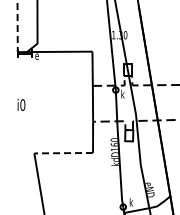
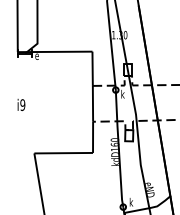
line: dashed -> solid (17, 26)
text: i0 -> i9 (22, 104)
line: dashed -> solid (63, 153)
